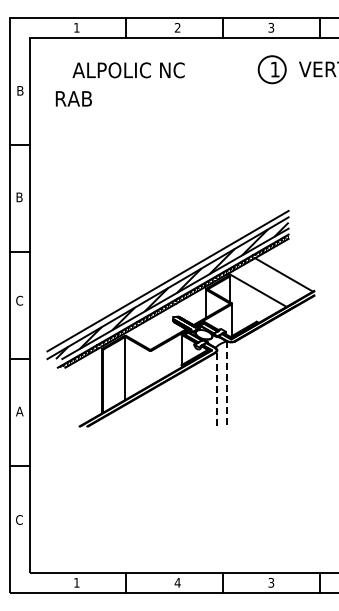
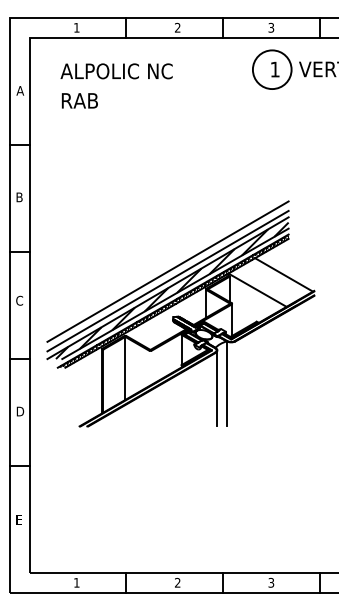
circle diameter: 27 px -> 39 px (271, 69)
text position: (128, 70) -> (116, 71) (116, 71)
text: B -> A (20, 90)
text position: (73, 98) -> (79, 100) (79, 100)
line: none -> present (167, 271)
line: dashed -> solid (226, 384)
line: dashed -> solid (217, 388)
text: A -> D (20, 411)
text: C -> E (19, 519)
text: 4 -> 2 (177, 582)
